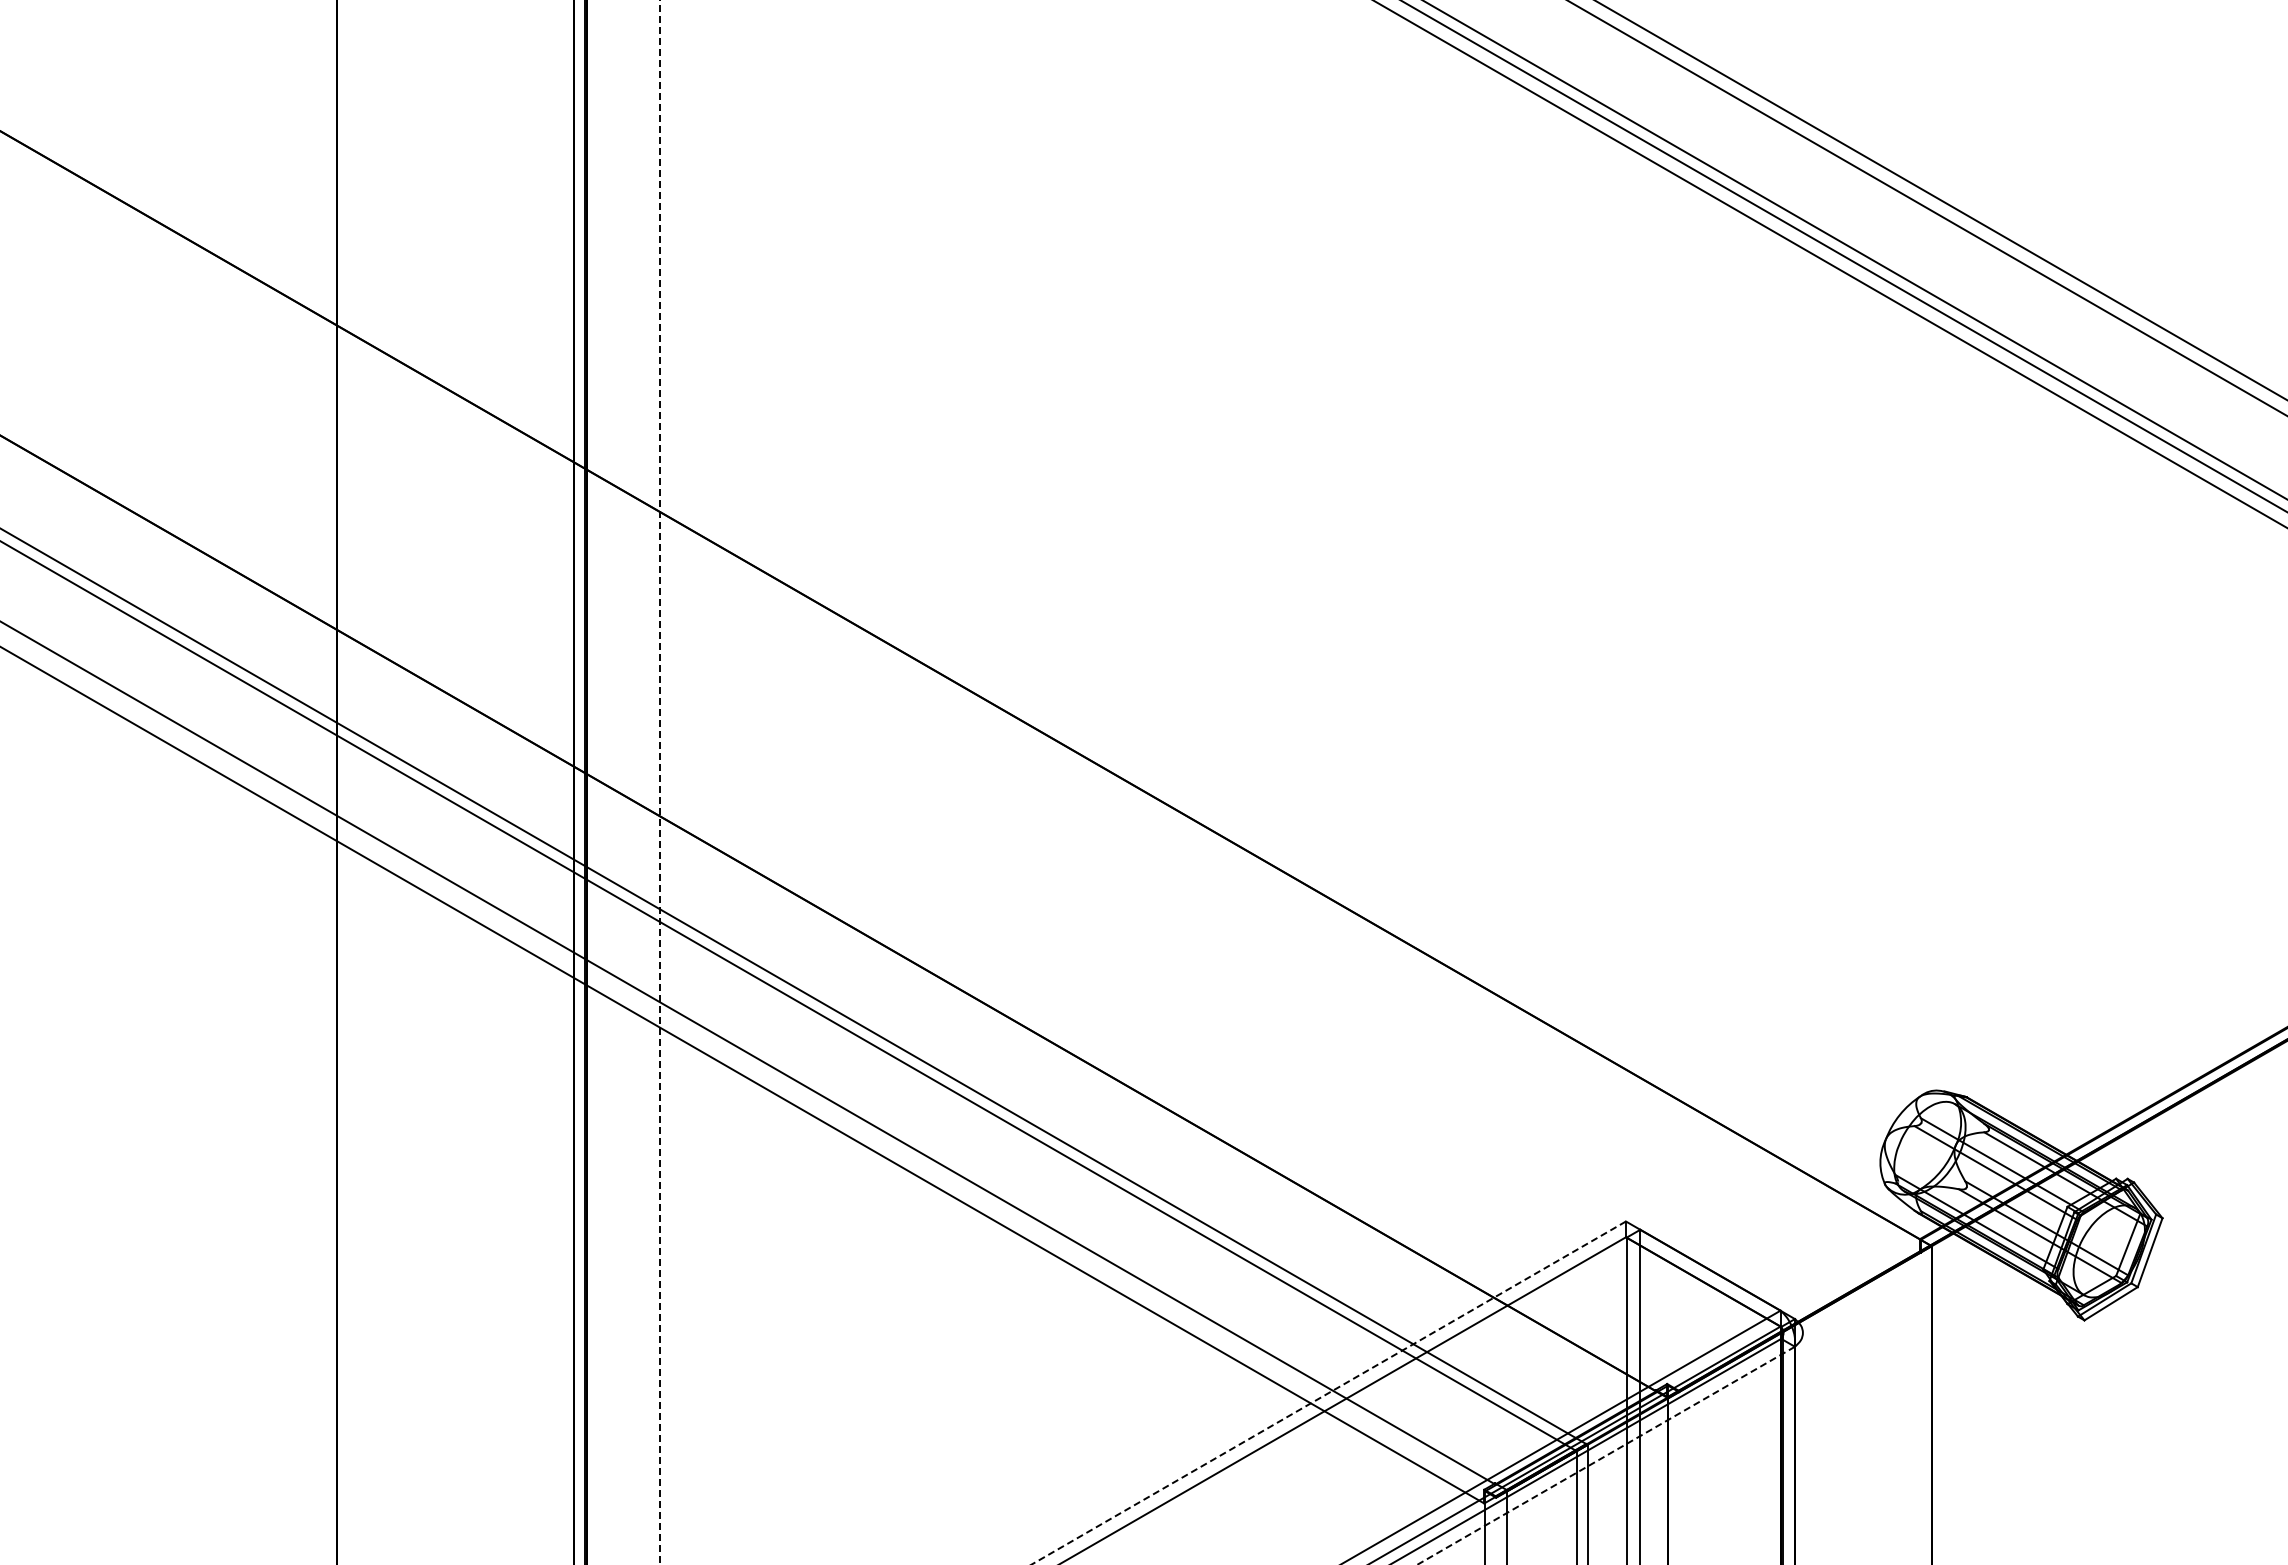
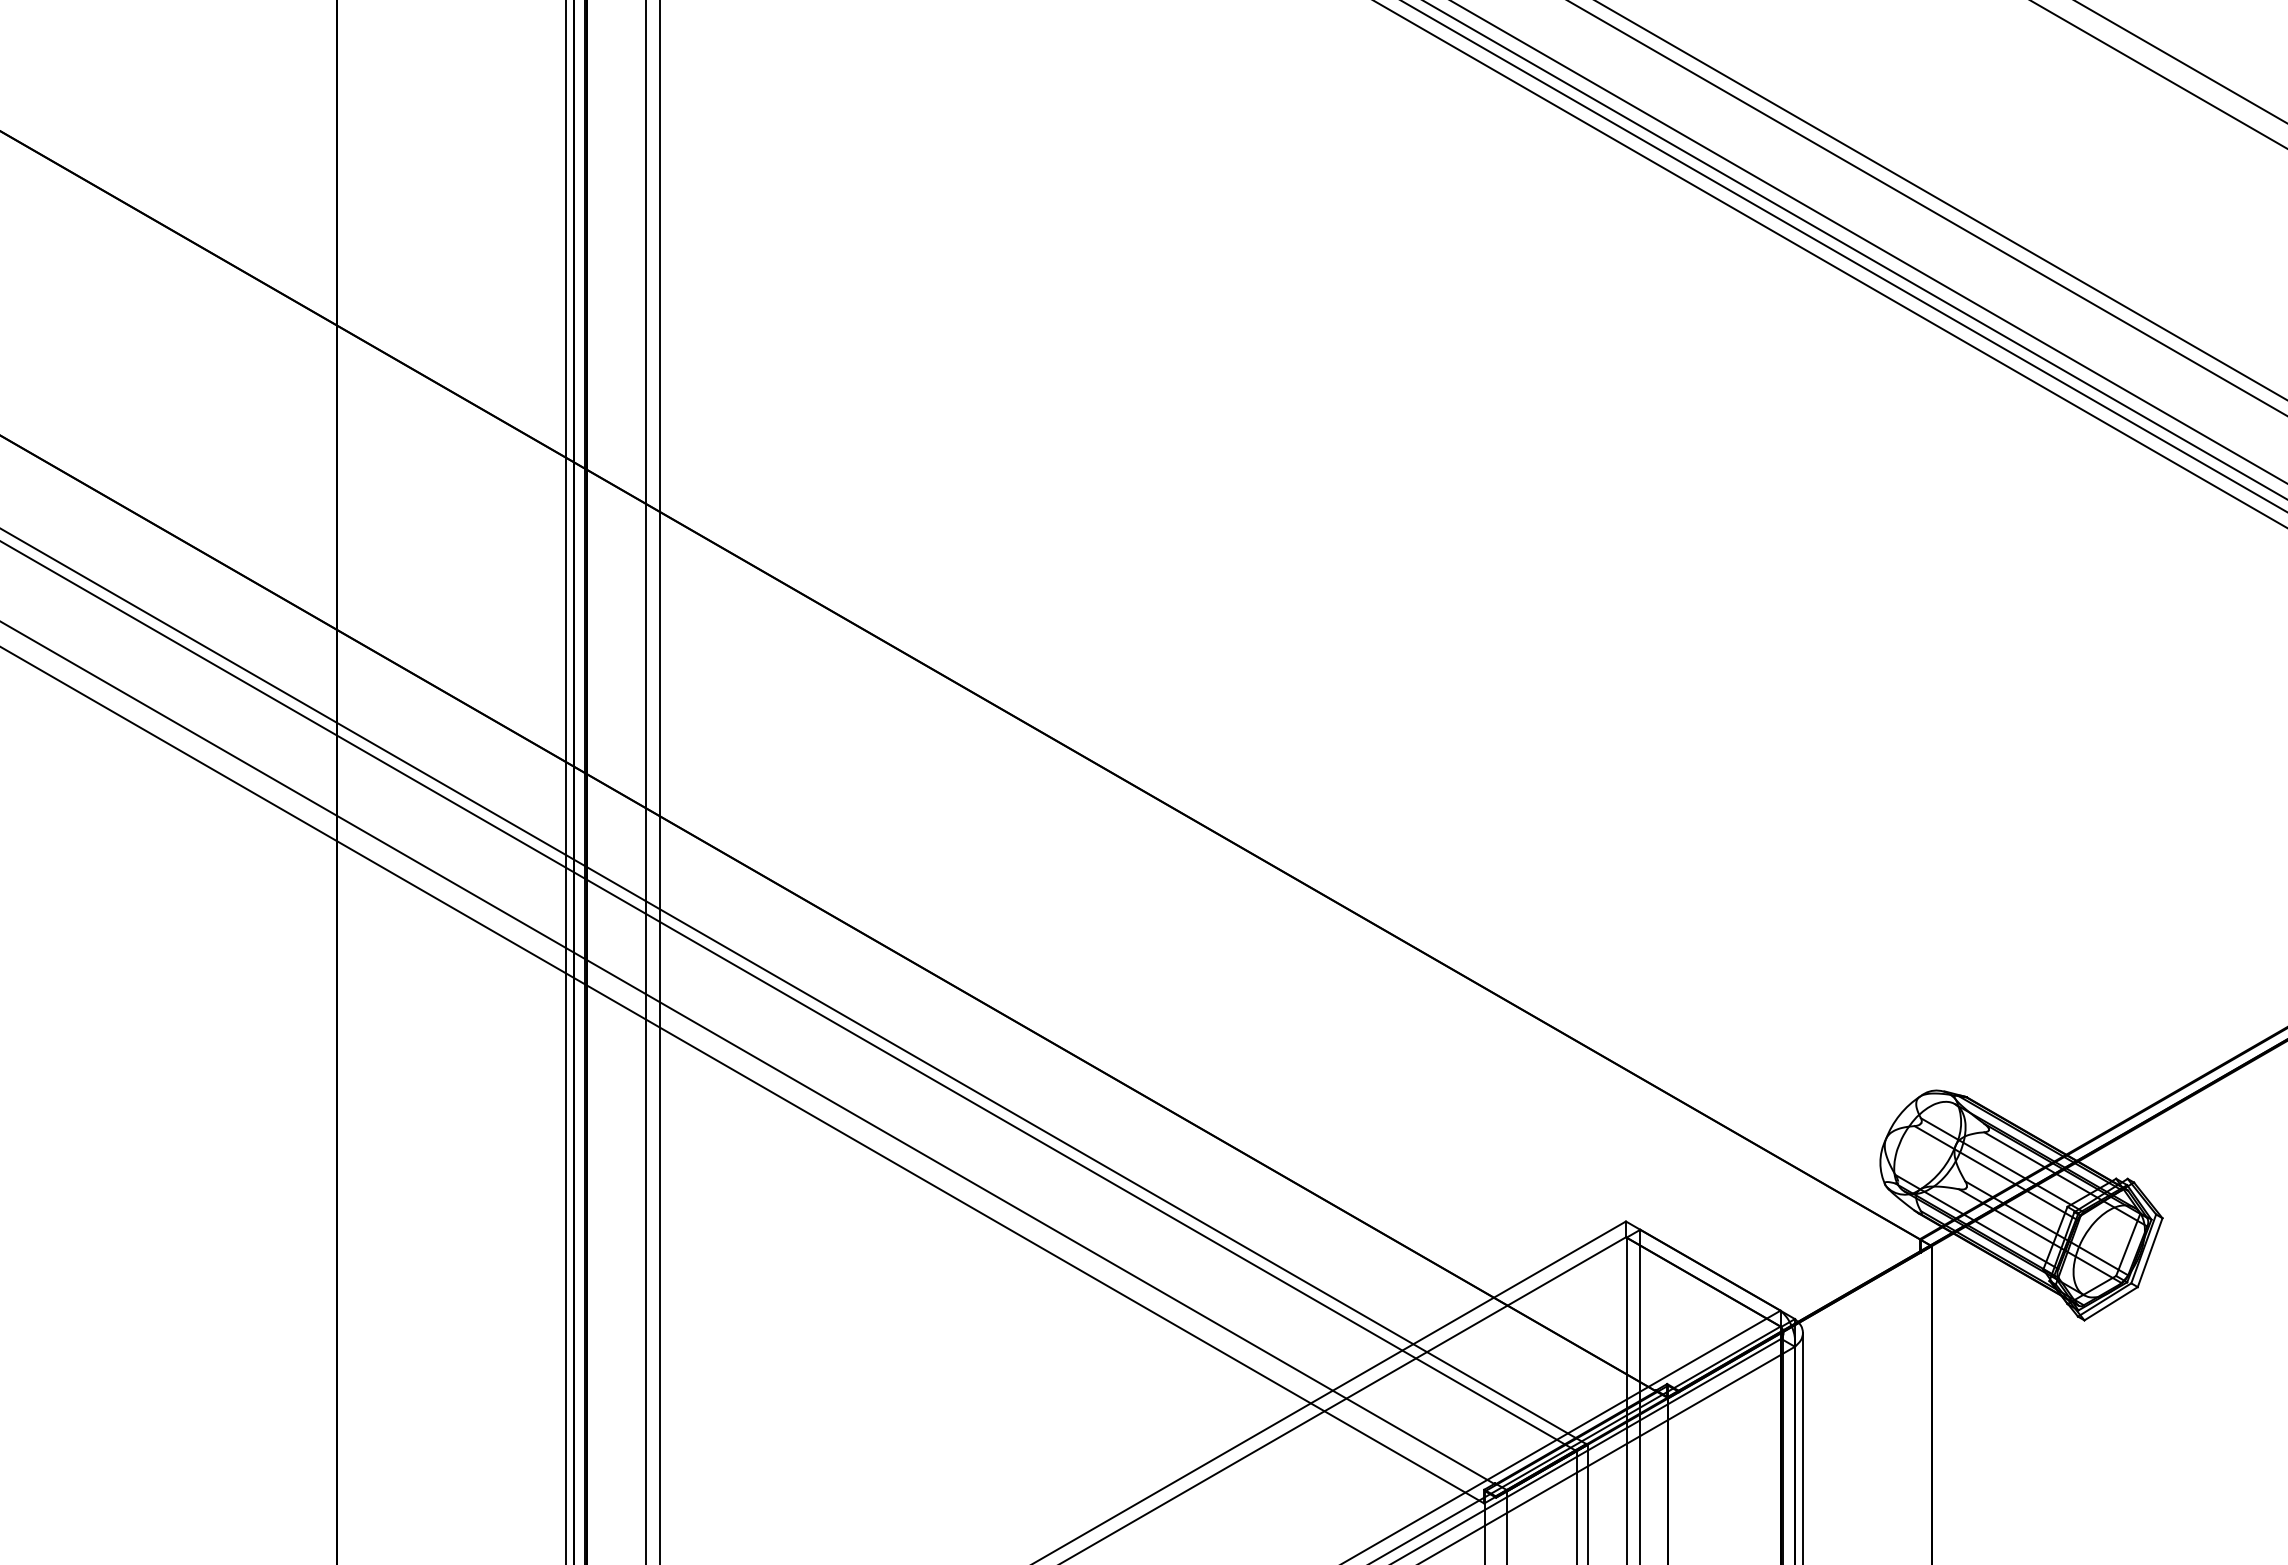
line: none -> present (2180, 62)
line: none -> present (2158, 74)
line: none -> present (1868, 242)
line: none -> present (565, 781)
line: none -> present (646, 781)
line: dashed -> solid (659, 783)
line: dashed -> solid (1328, 1393)
line: none -> present (1802, 1446)
line: dashed -> solid (1606, 1455)
